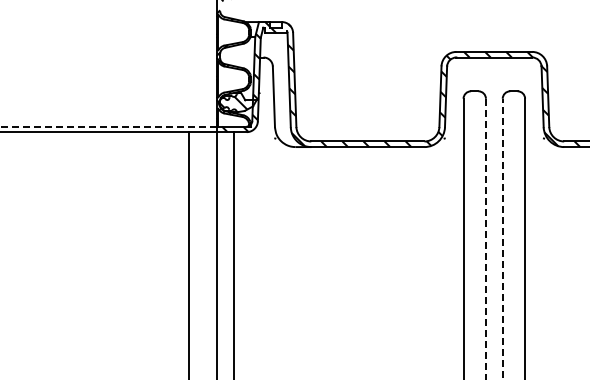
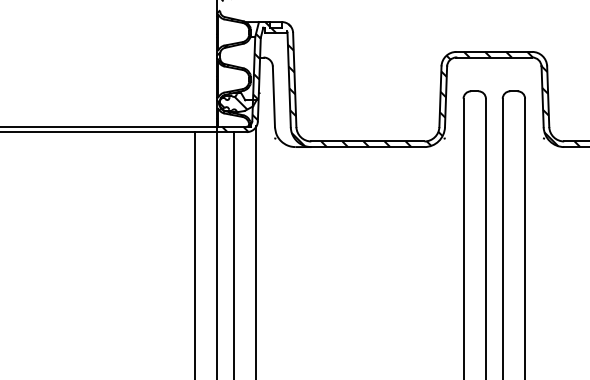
line: dashed -> solid (108, 126)
line: dashed -> solid (502, 238)
line: dashed -> solid (485, 239)
line: none -> present (256, 251)
line position: (188, 254) -> (194, 254) (194, 254)
